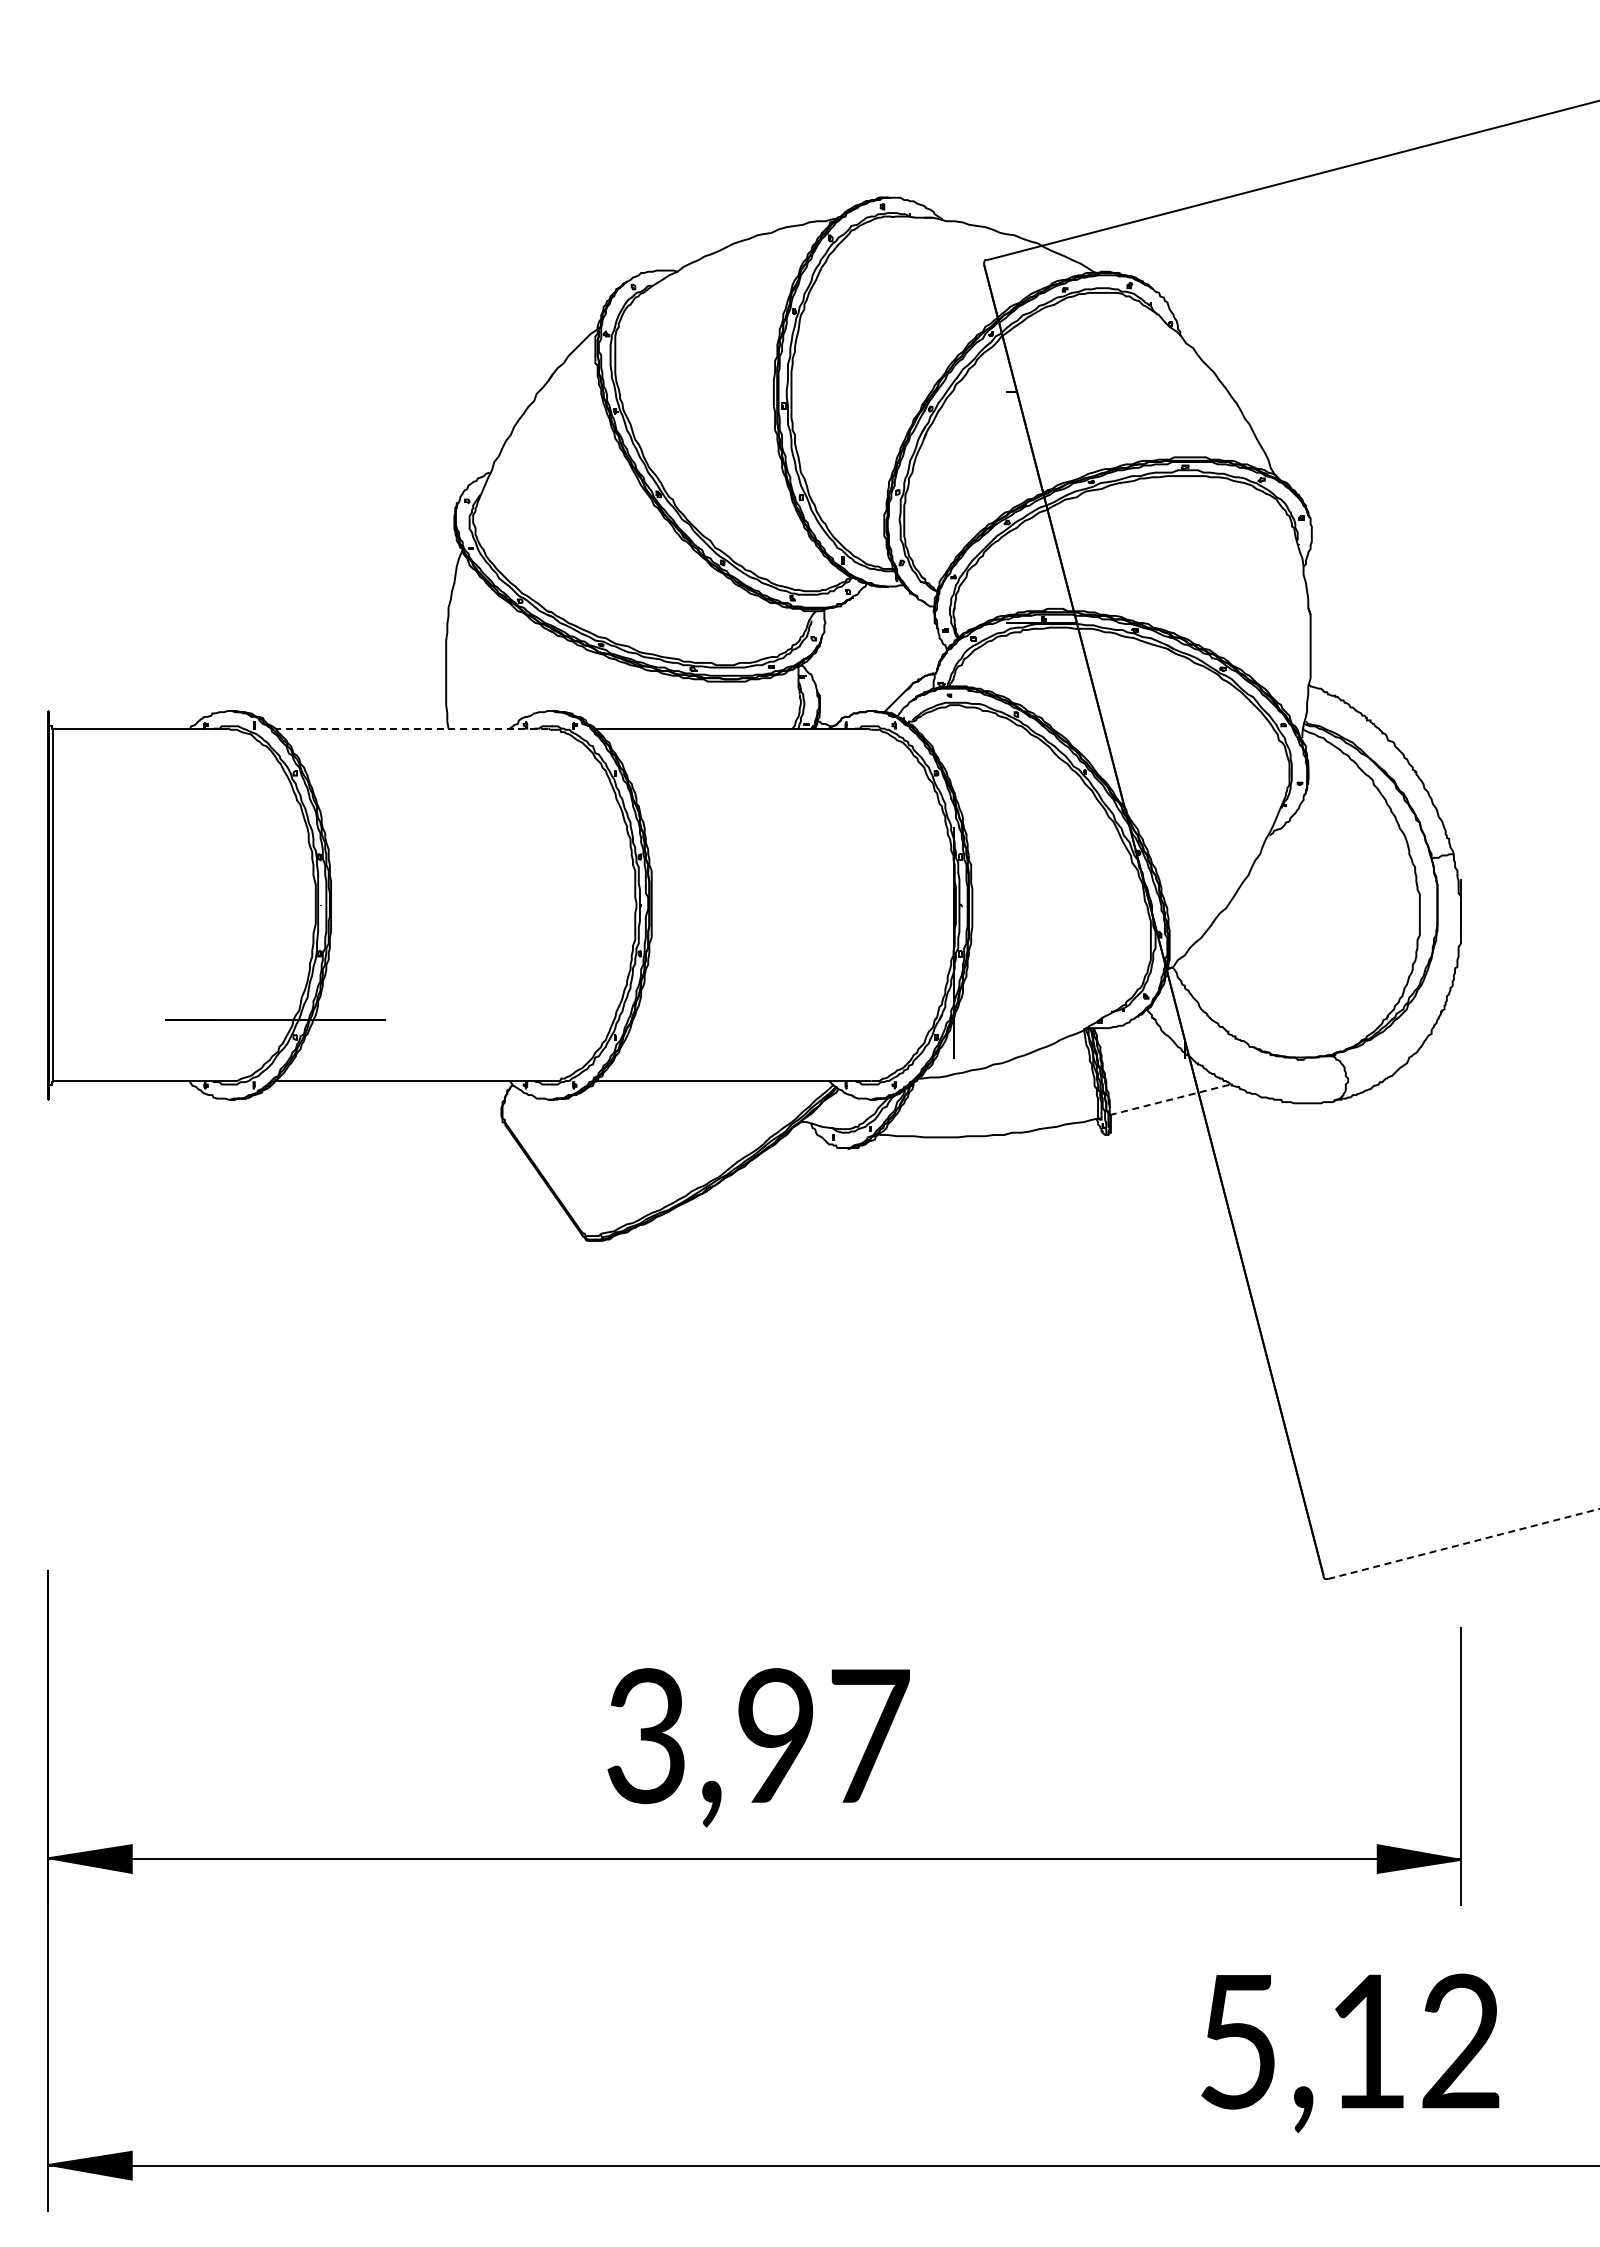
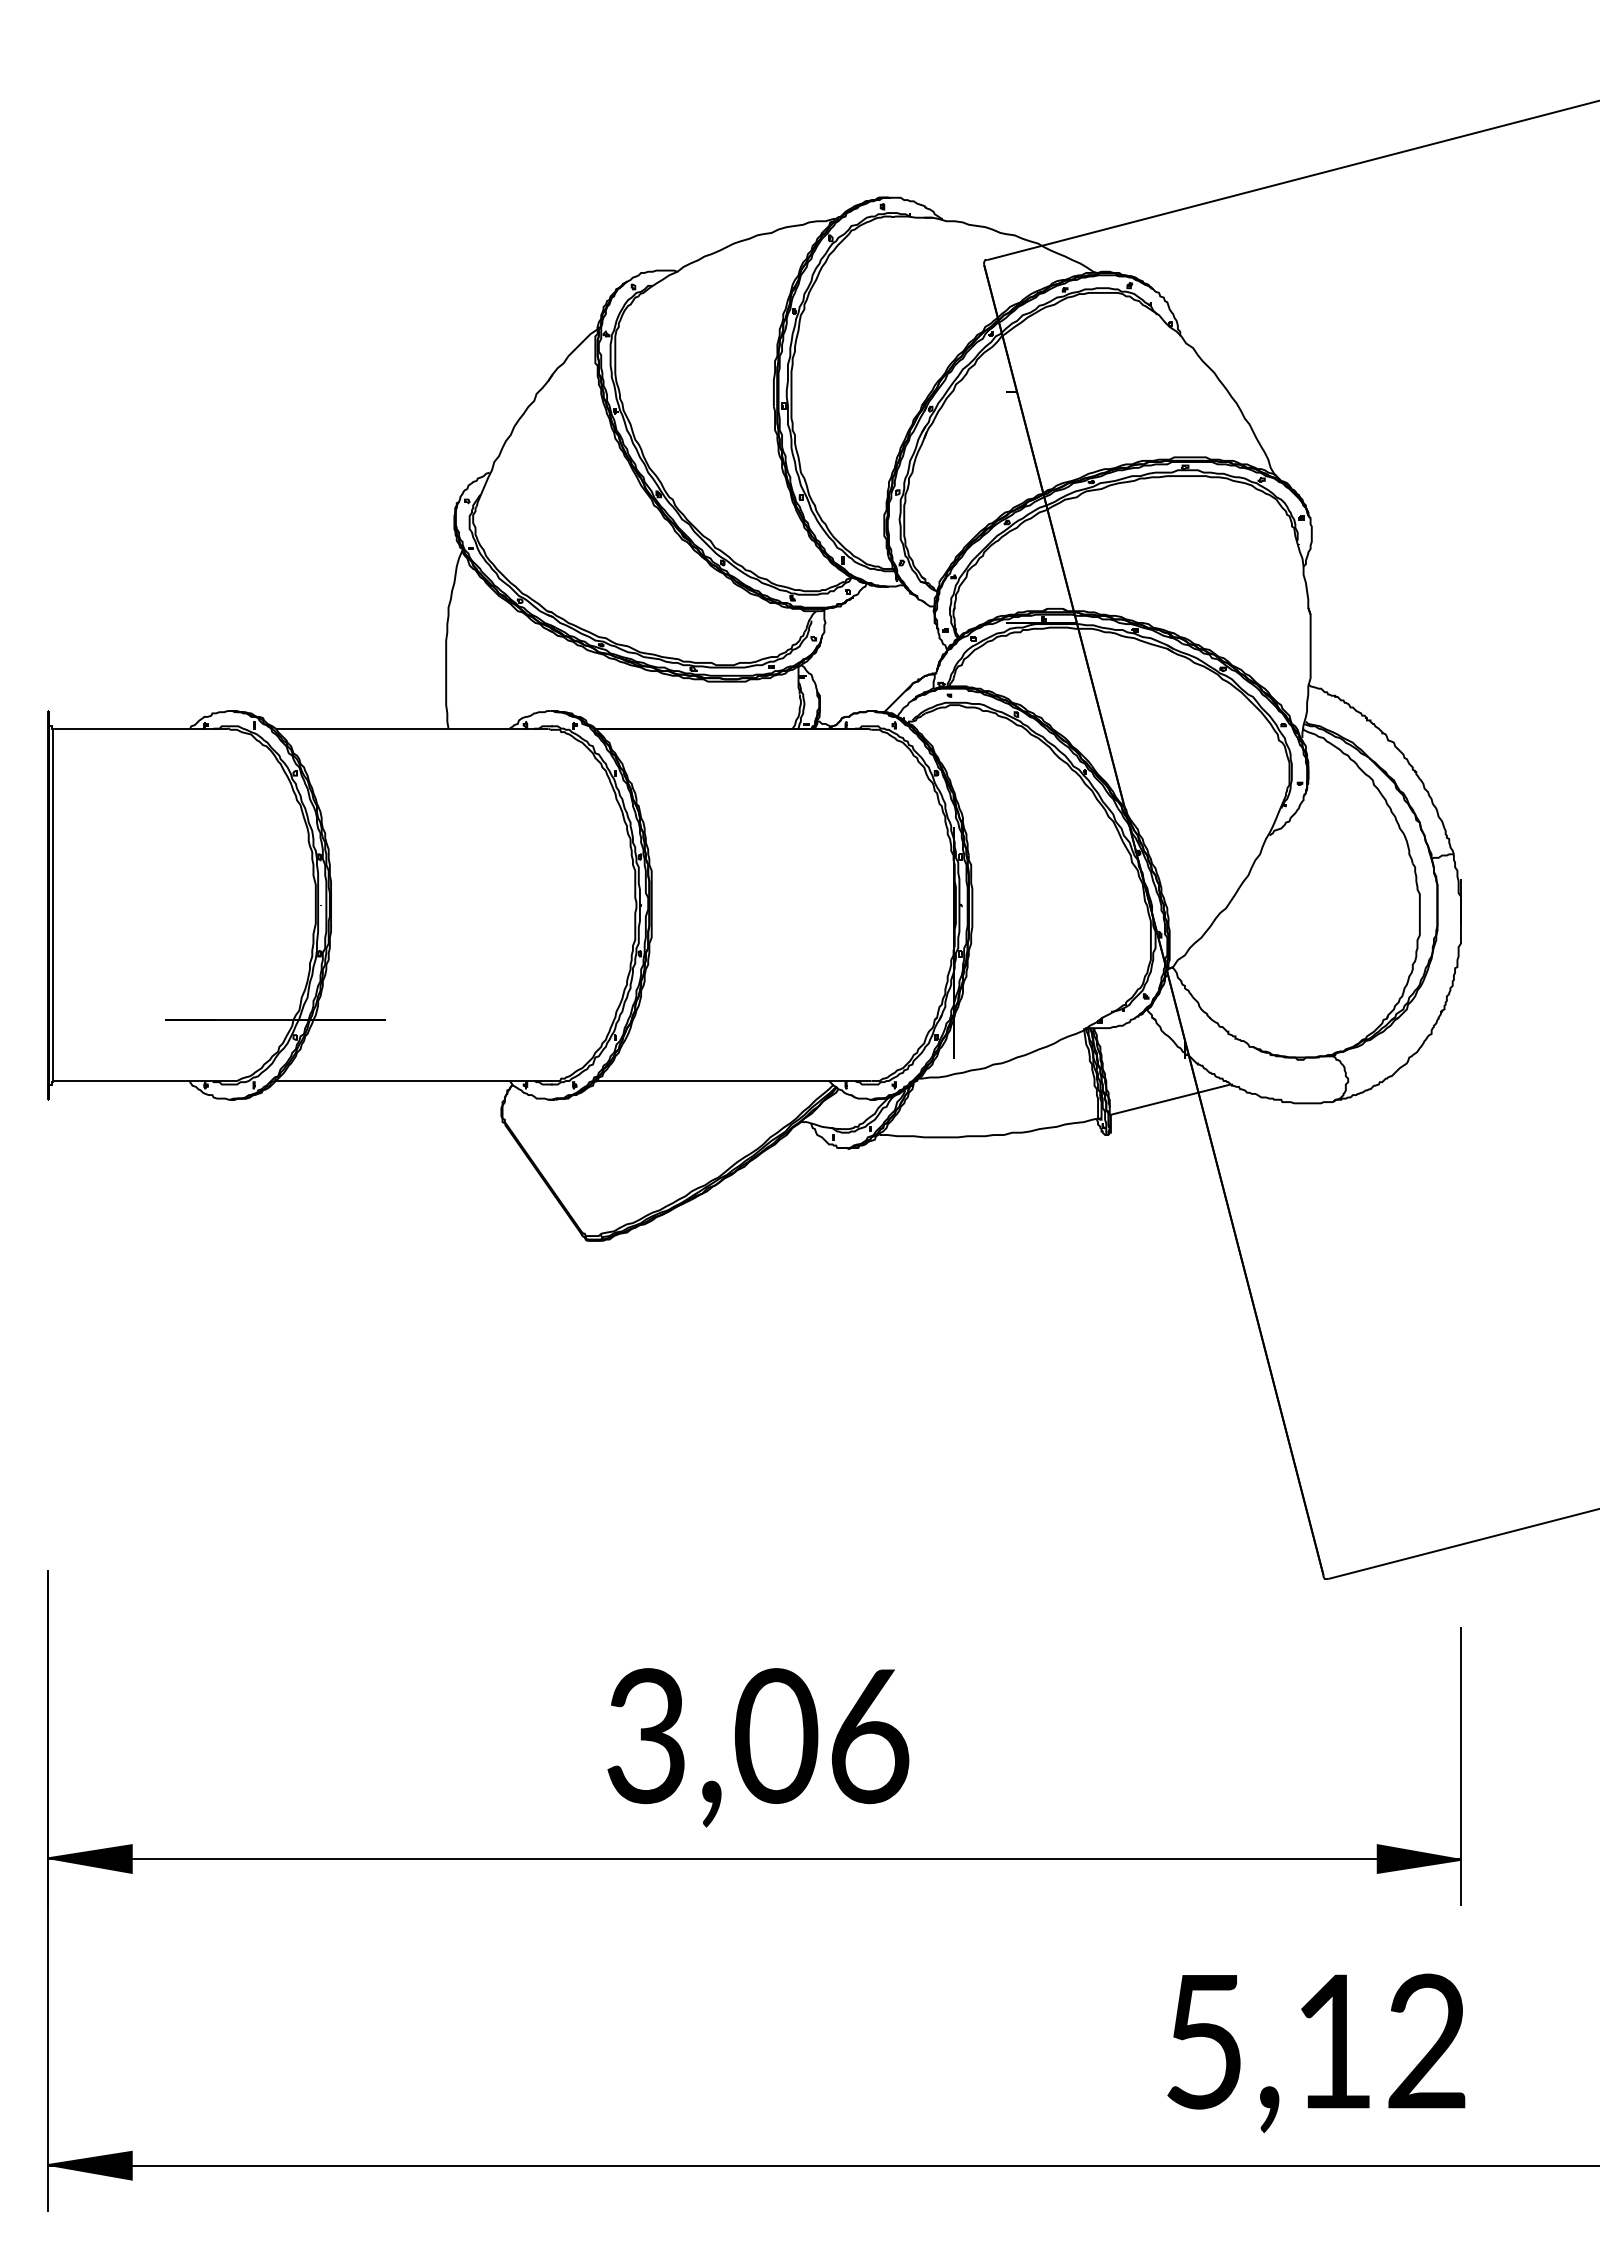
line: dashed -> solid (411, 728)
line: dashed -> solid (1170, 1099)
line: dashed -> solid (1463, 1544)
text: 3,97 -> 3,06 (821, 1736)
text position: (1350, 2052) -> (1316, 2052) (1316, 2052)
